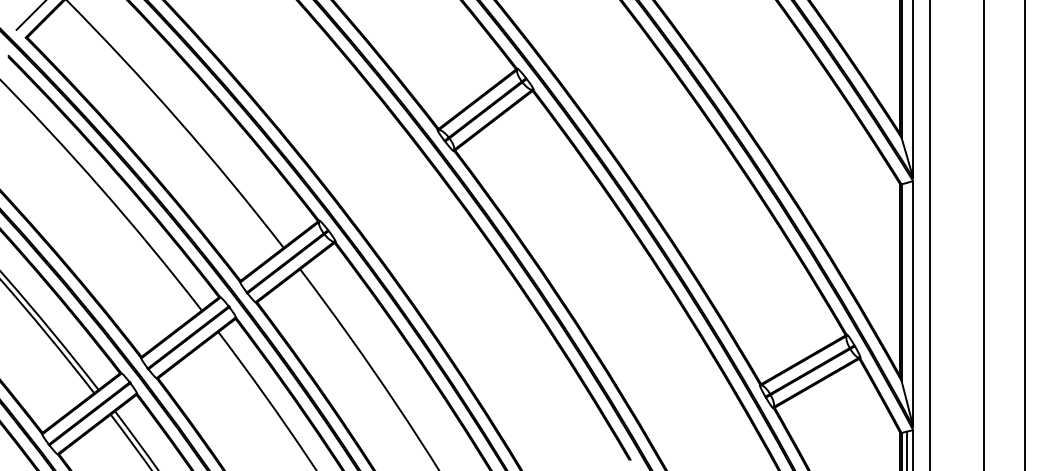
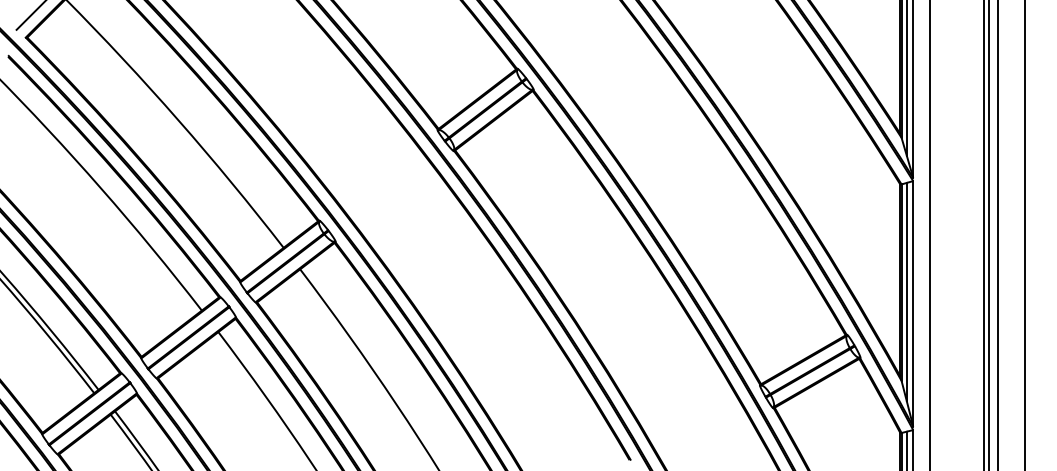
line: none -> present (906, 78)
line: none -> present (988, 234)
line: none -> present (998, 234)
line: none -> present (906, 291)
